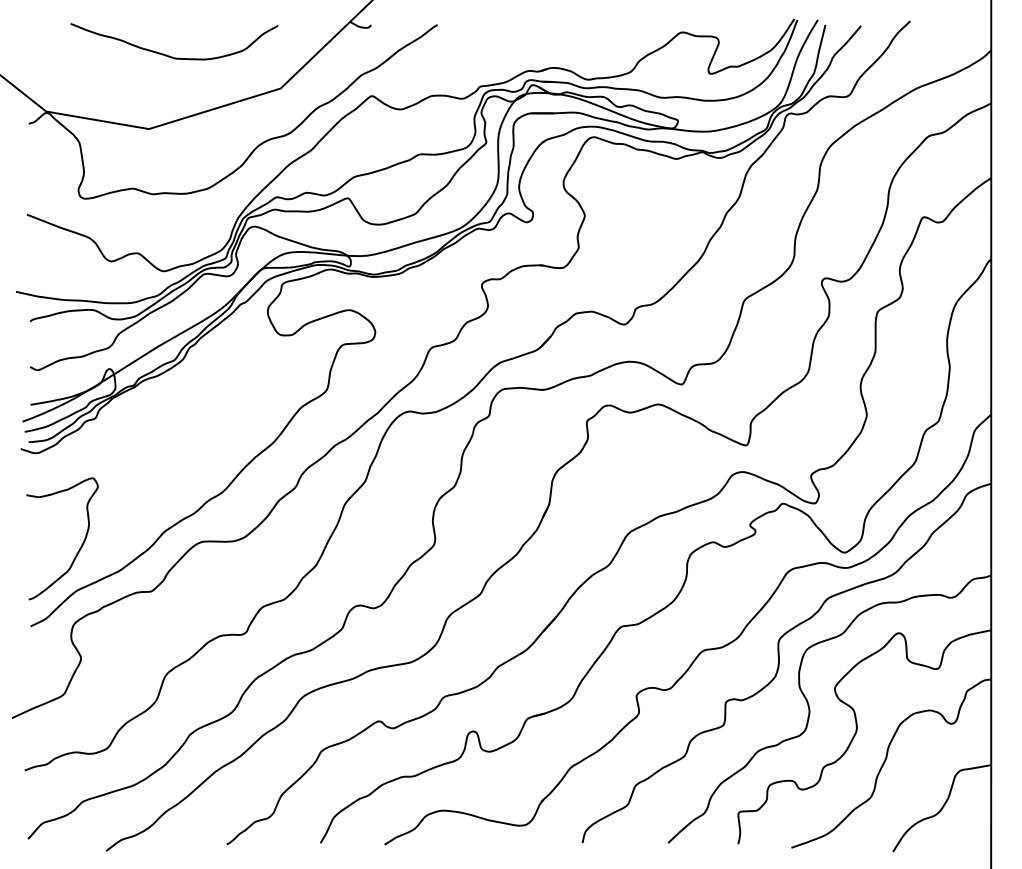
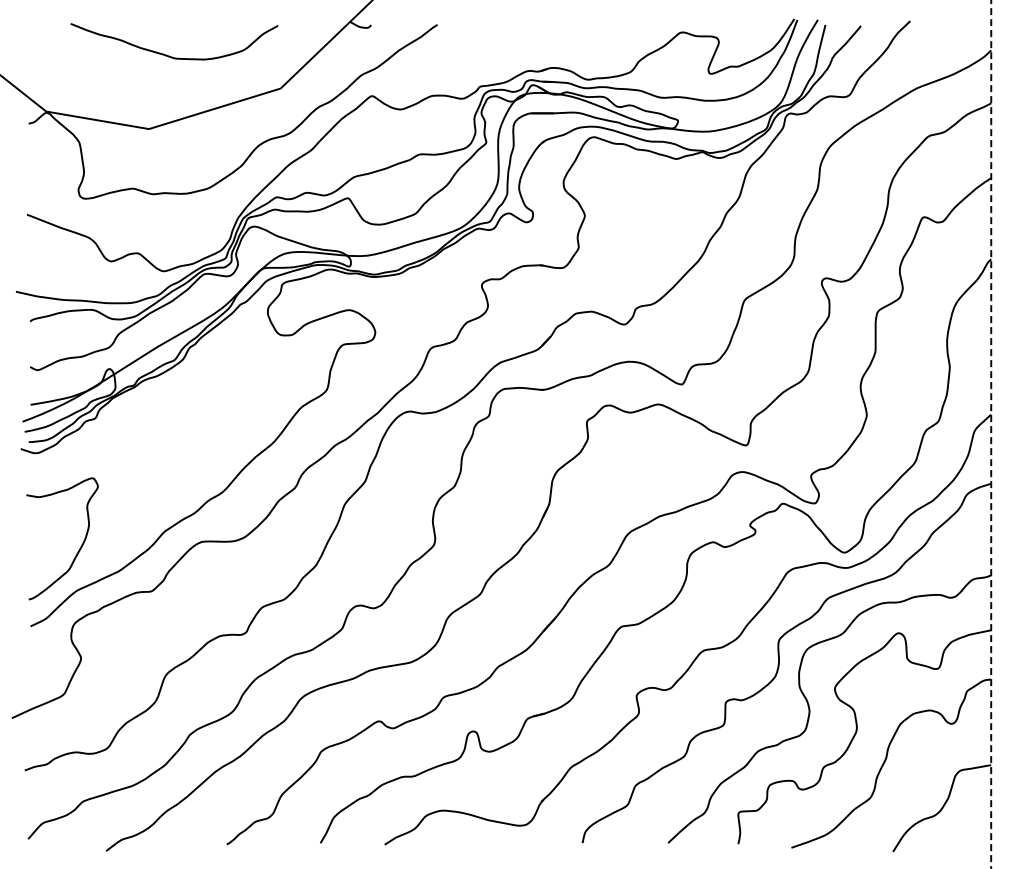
line: solid -> dashed (991, 434)
